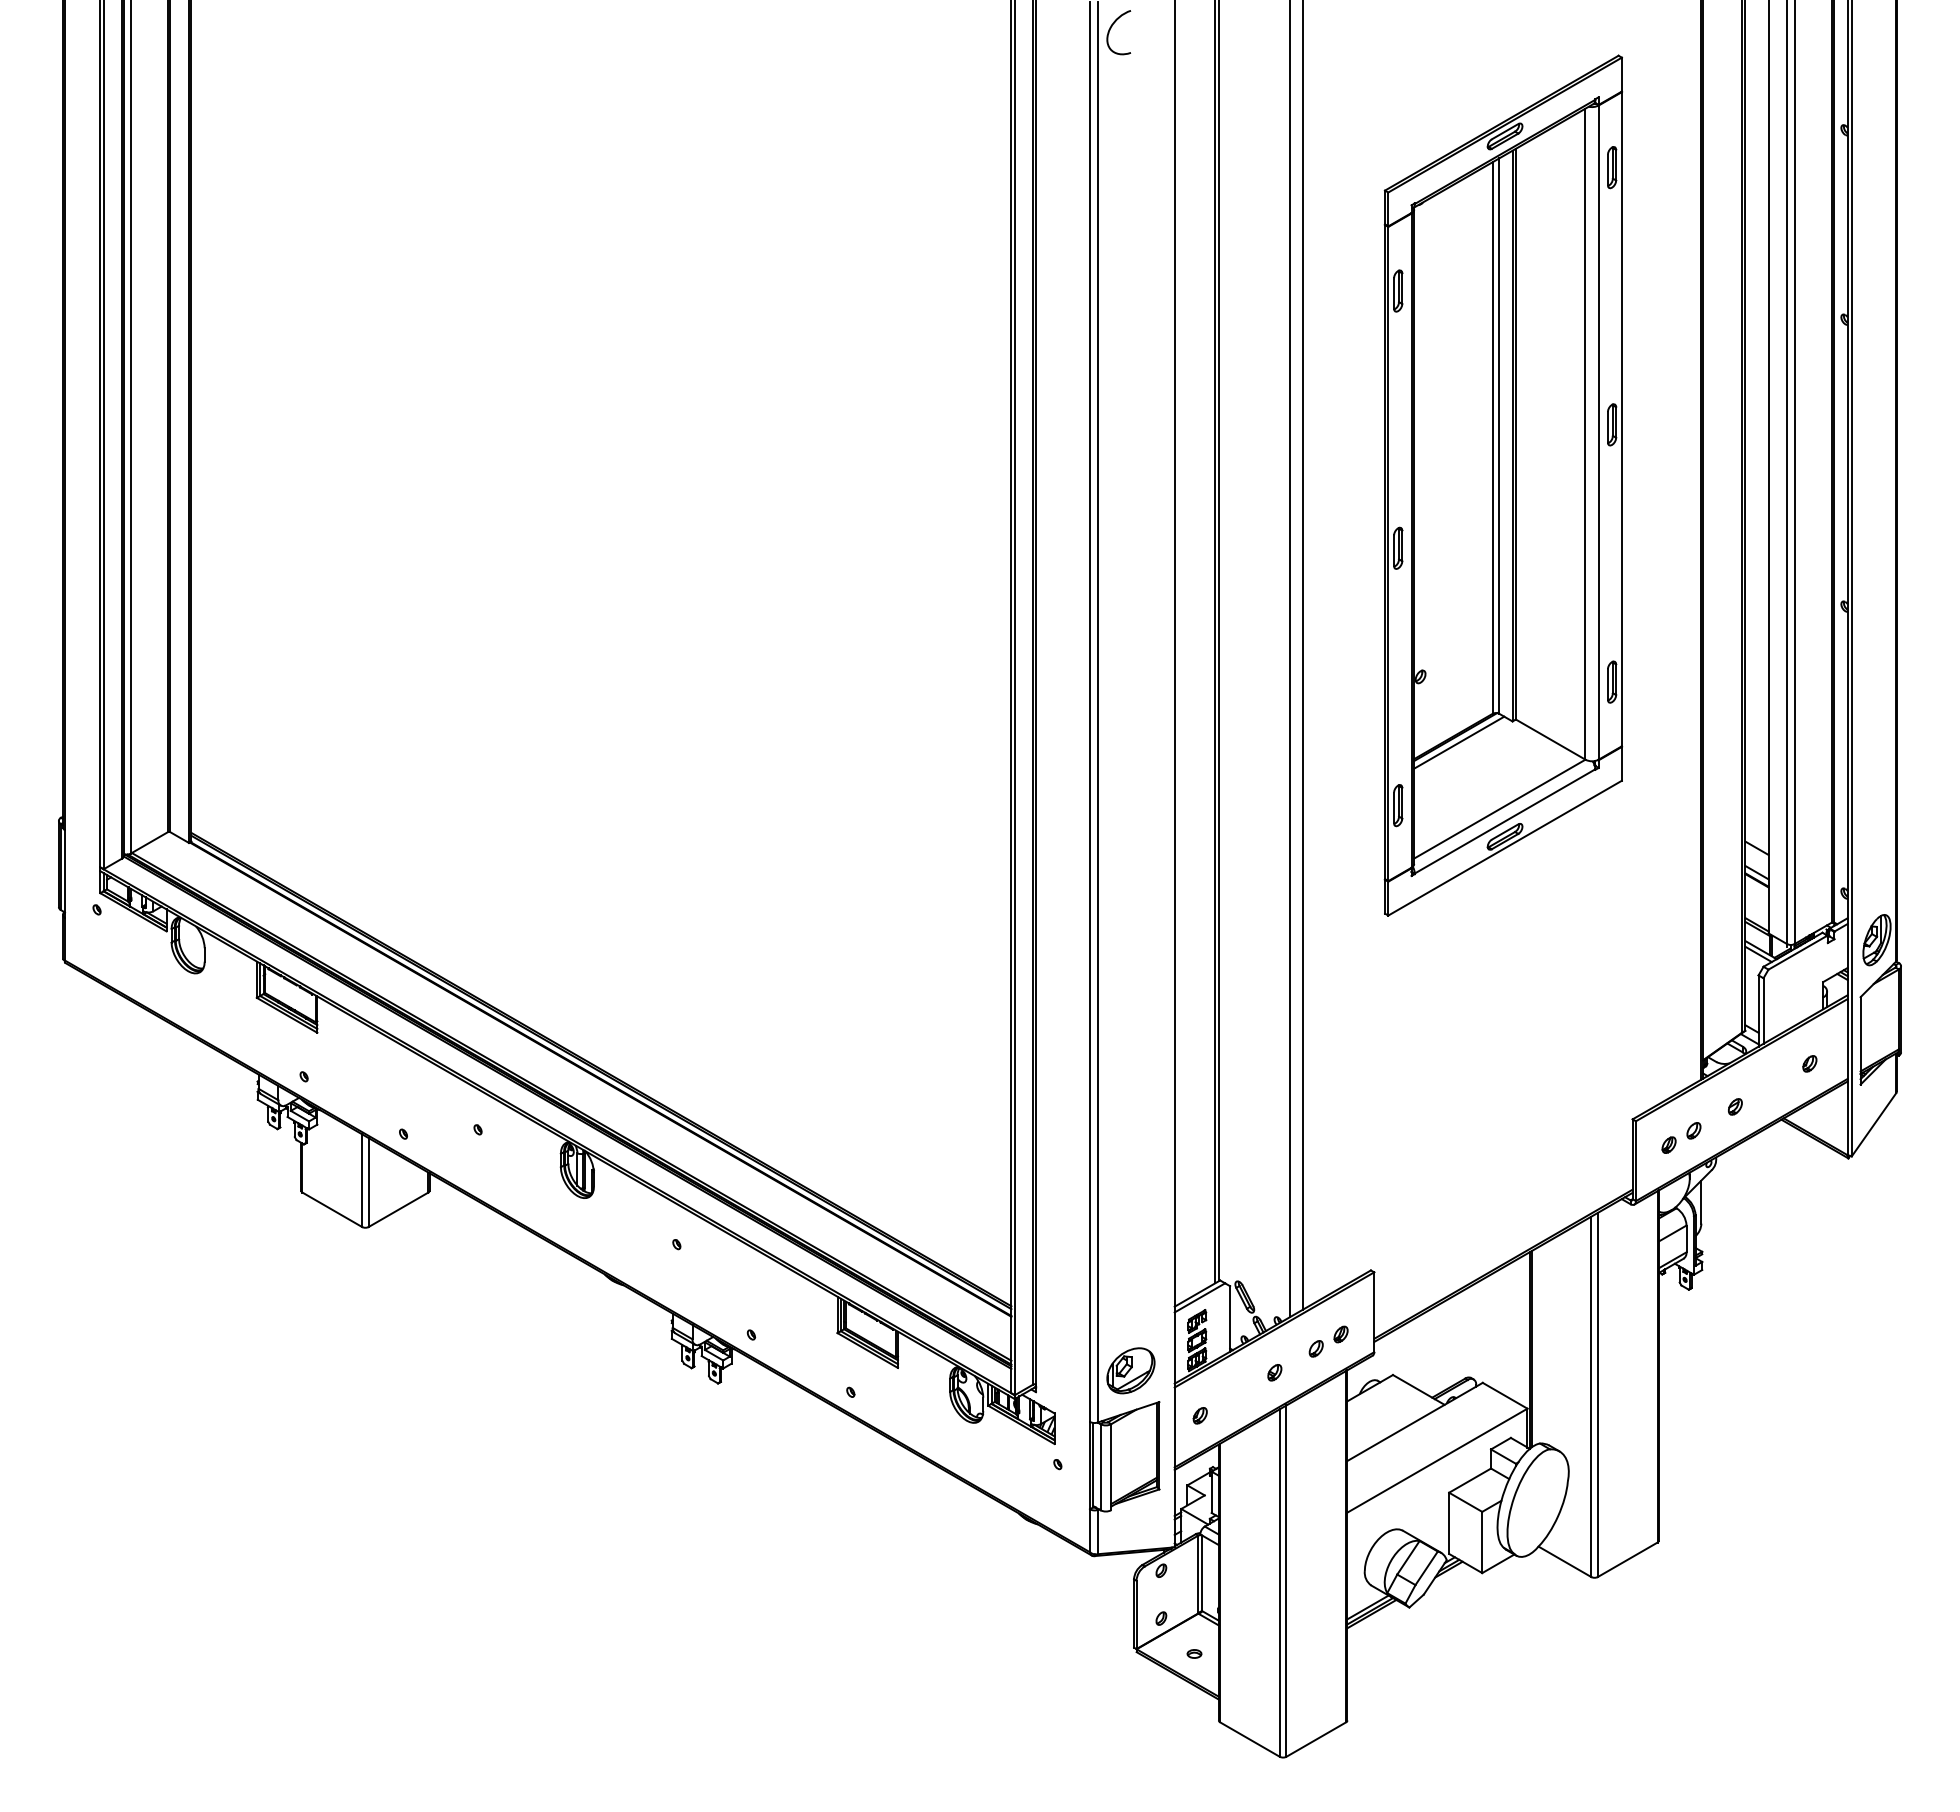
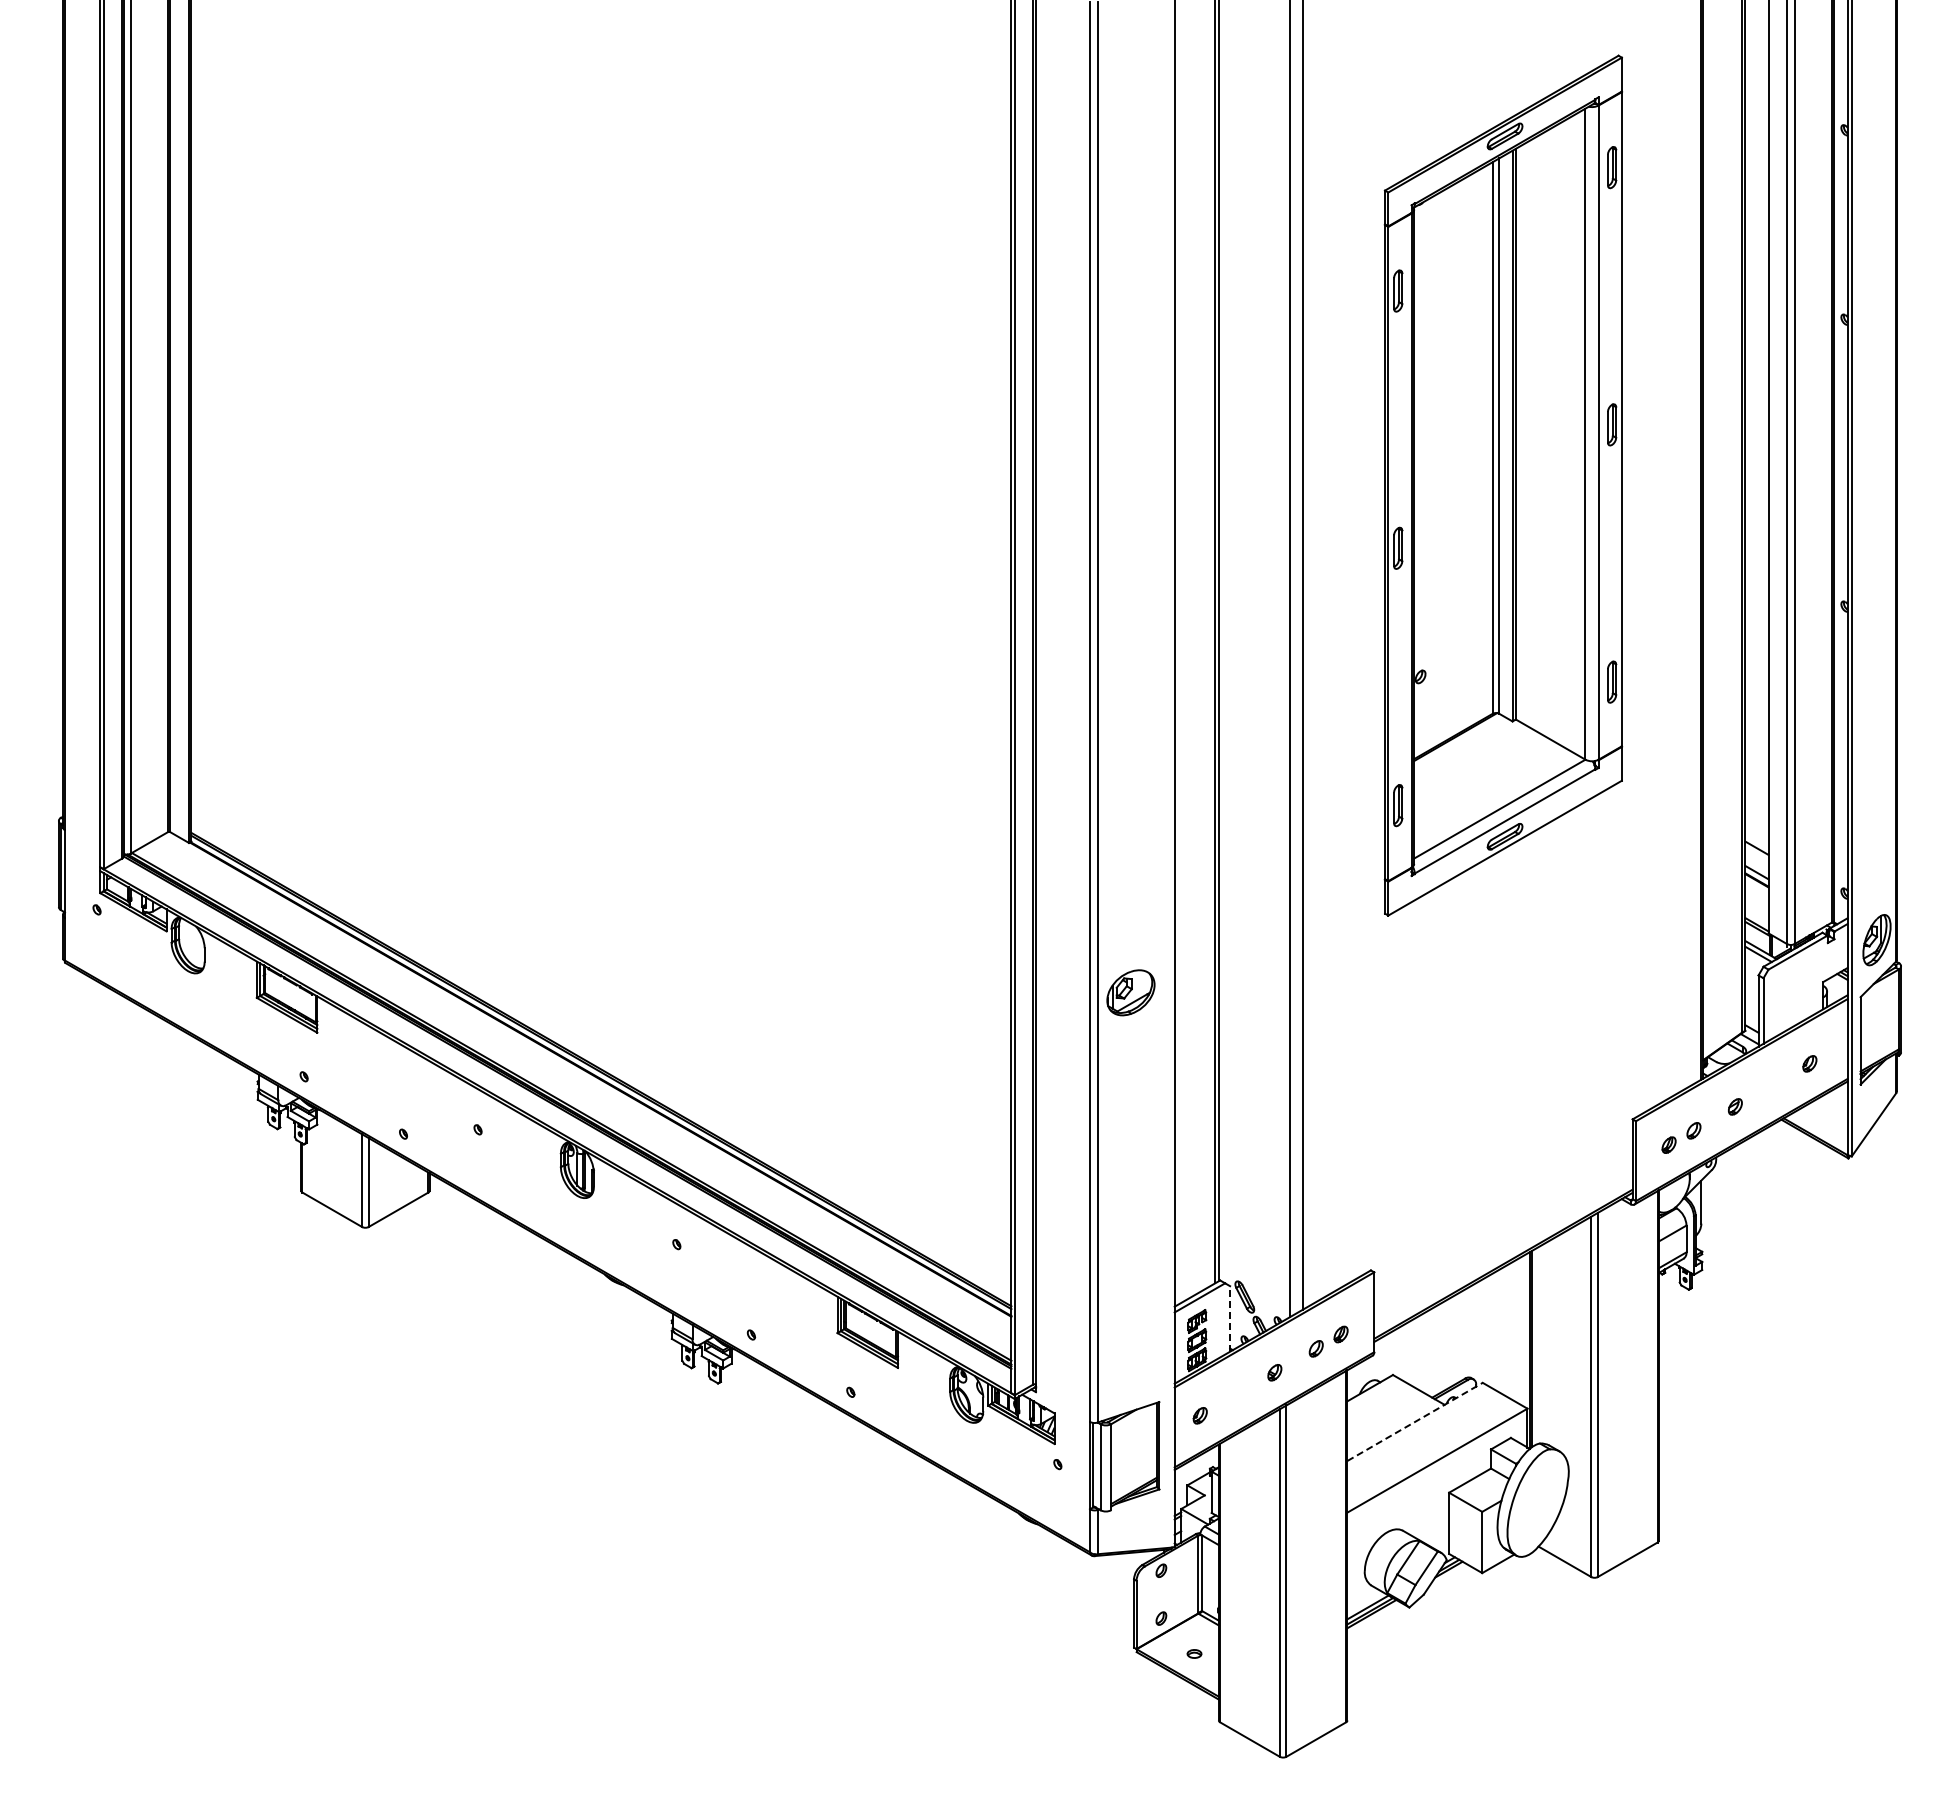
curve: present -> none (1111, 28)
line: present -> none (1459, 742)
line: solid -> dashed (1230, 1318)
part position: (1130, 1370) -> (1130, 992) (1130, 992)
line: solid -> dashed (1415, 1421)
